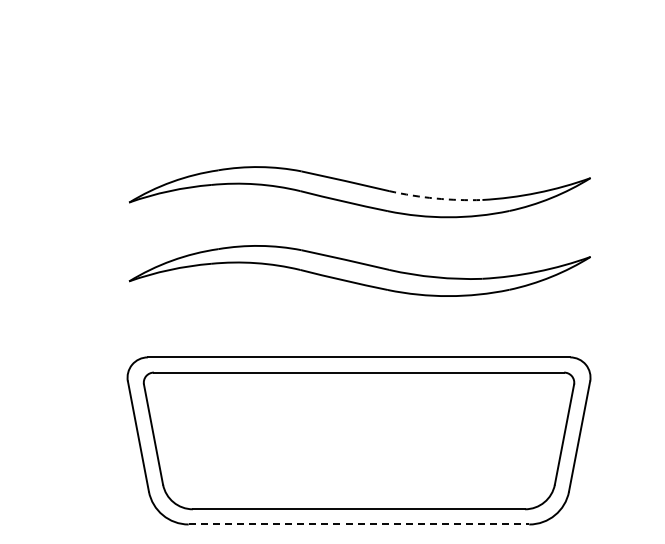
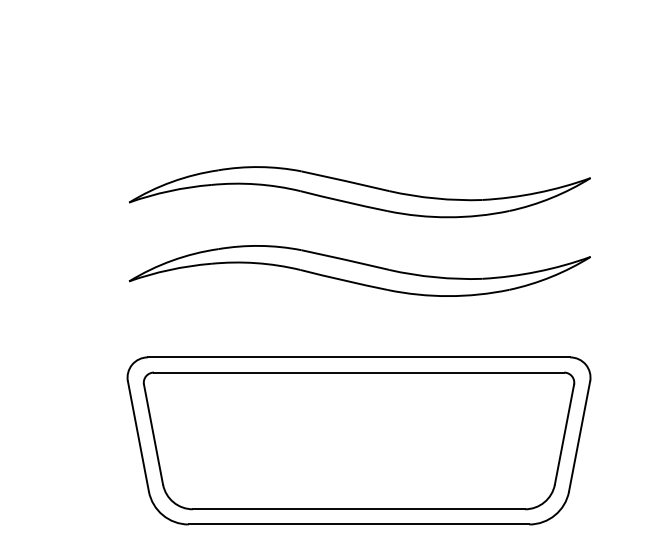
arc: dashed -> solid (435, 198)
line: dashed -> solid (359, 524)
